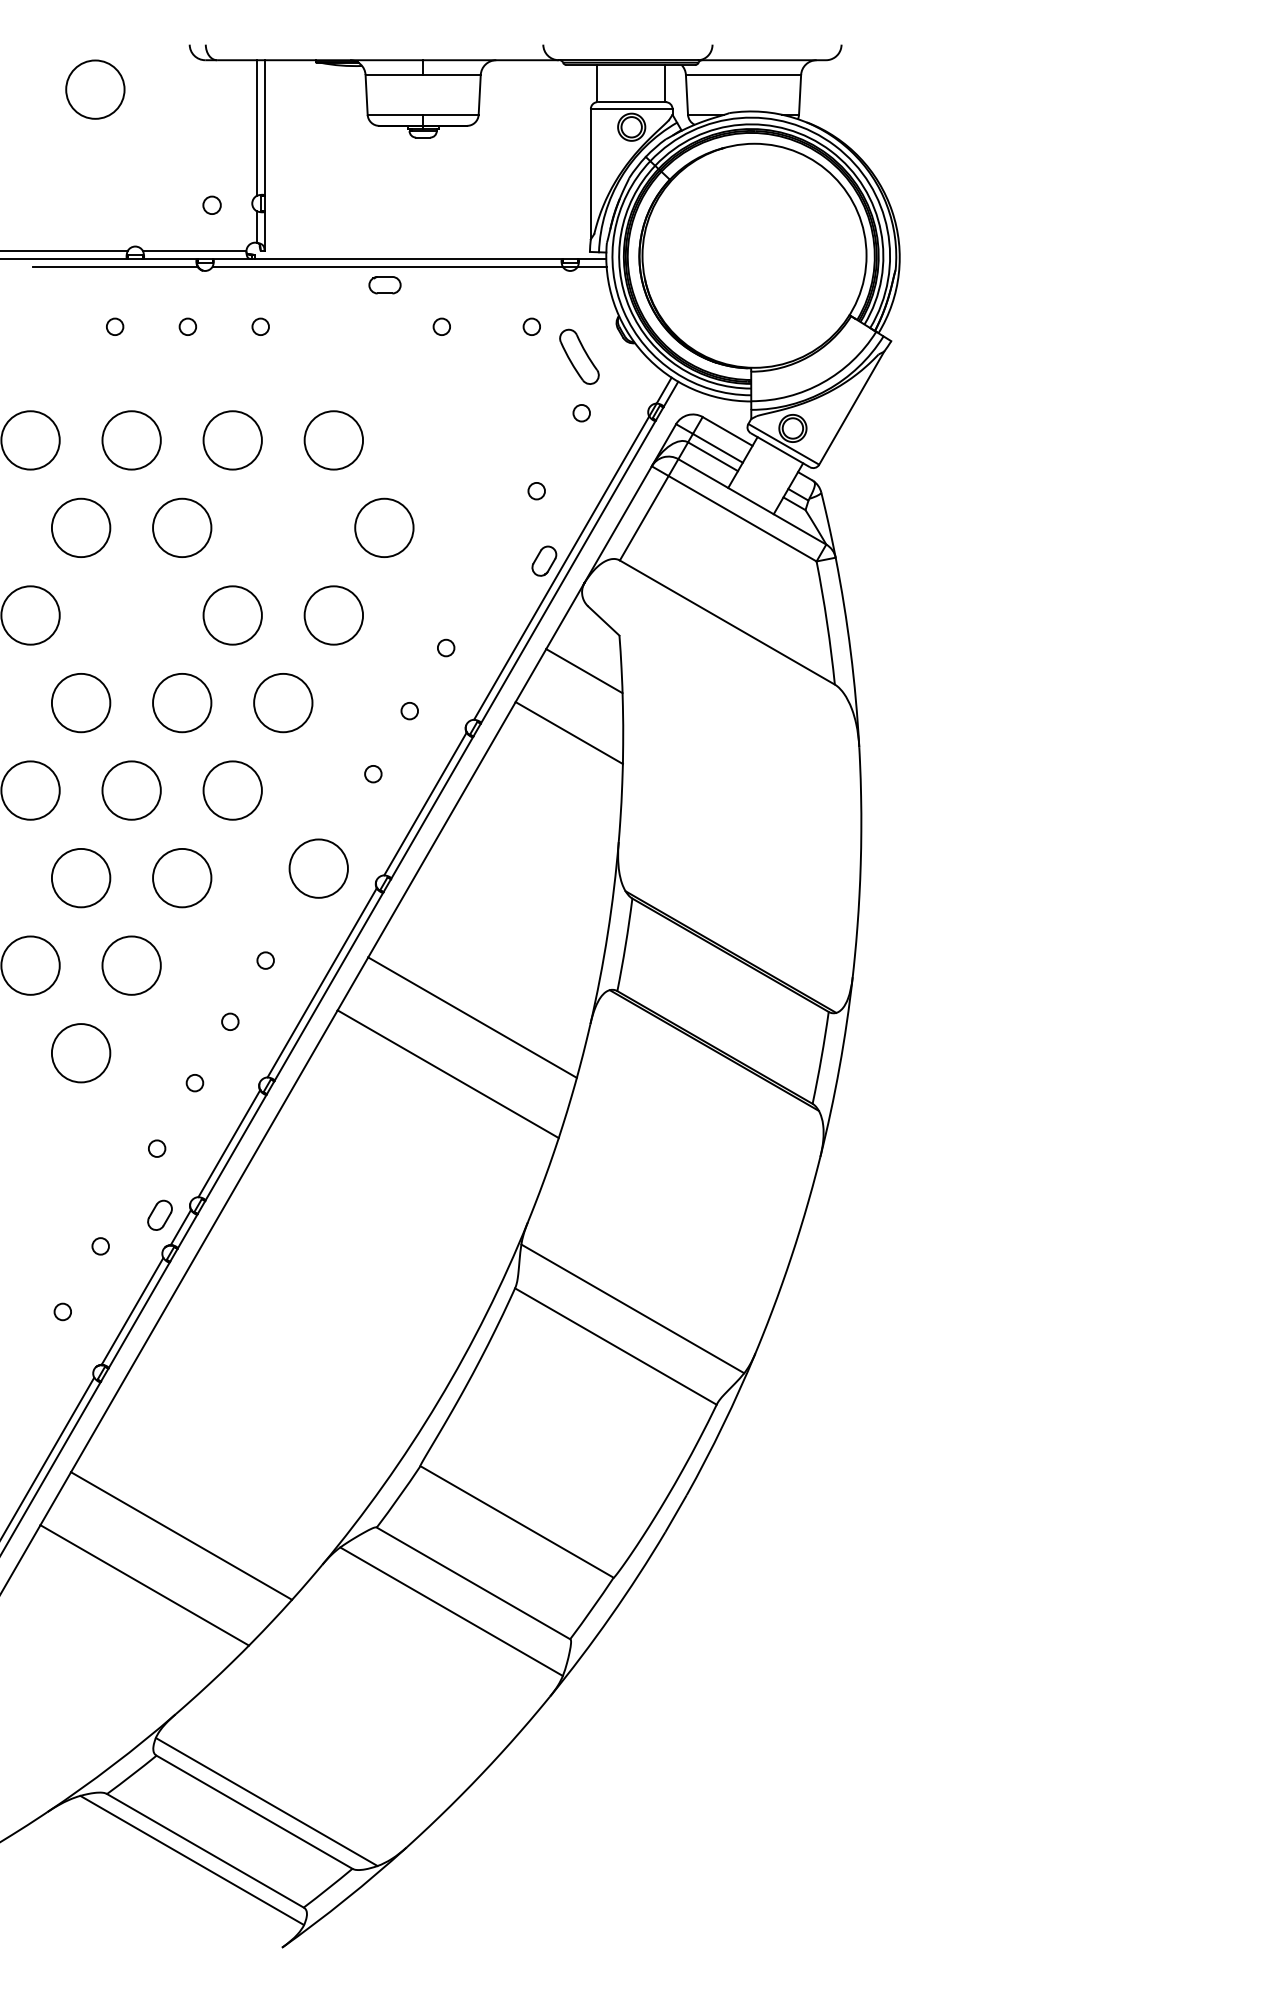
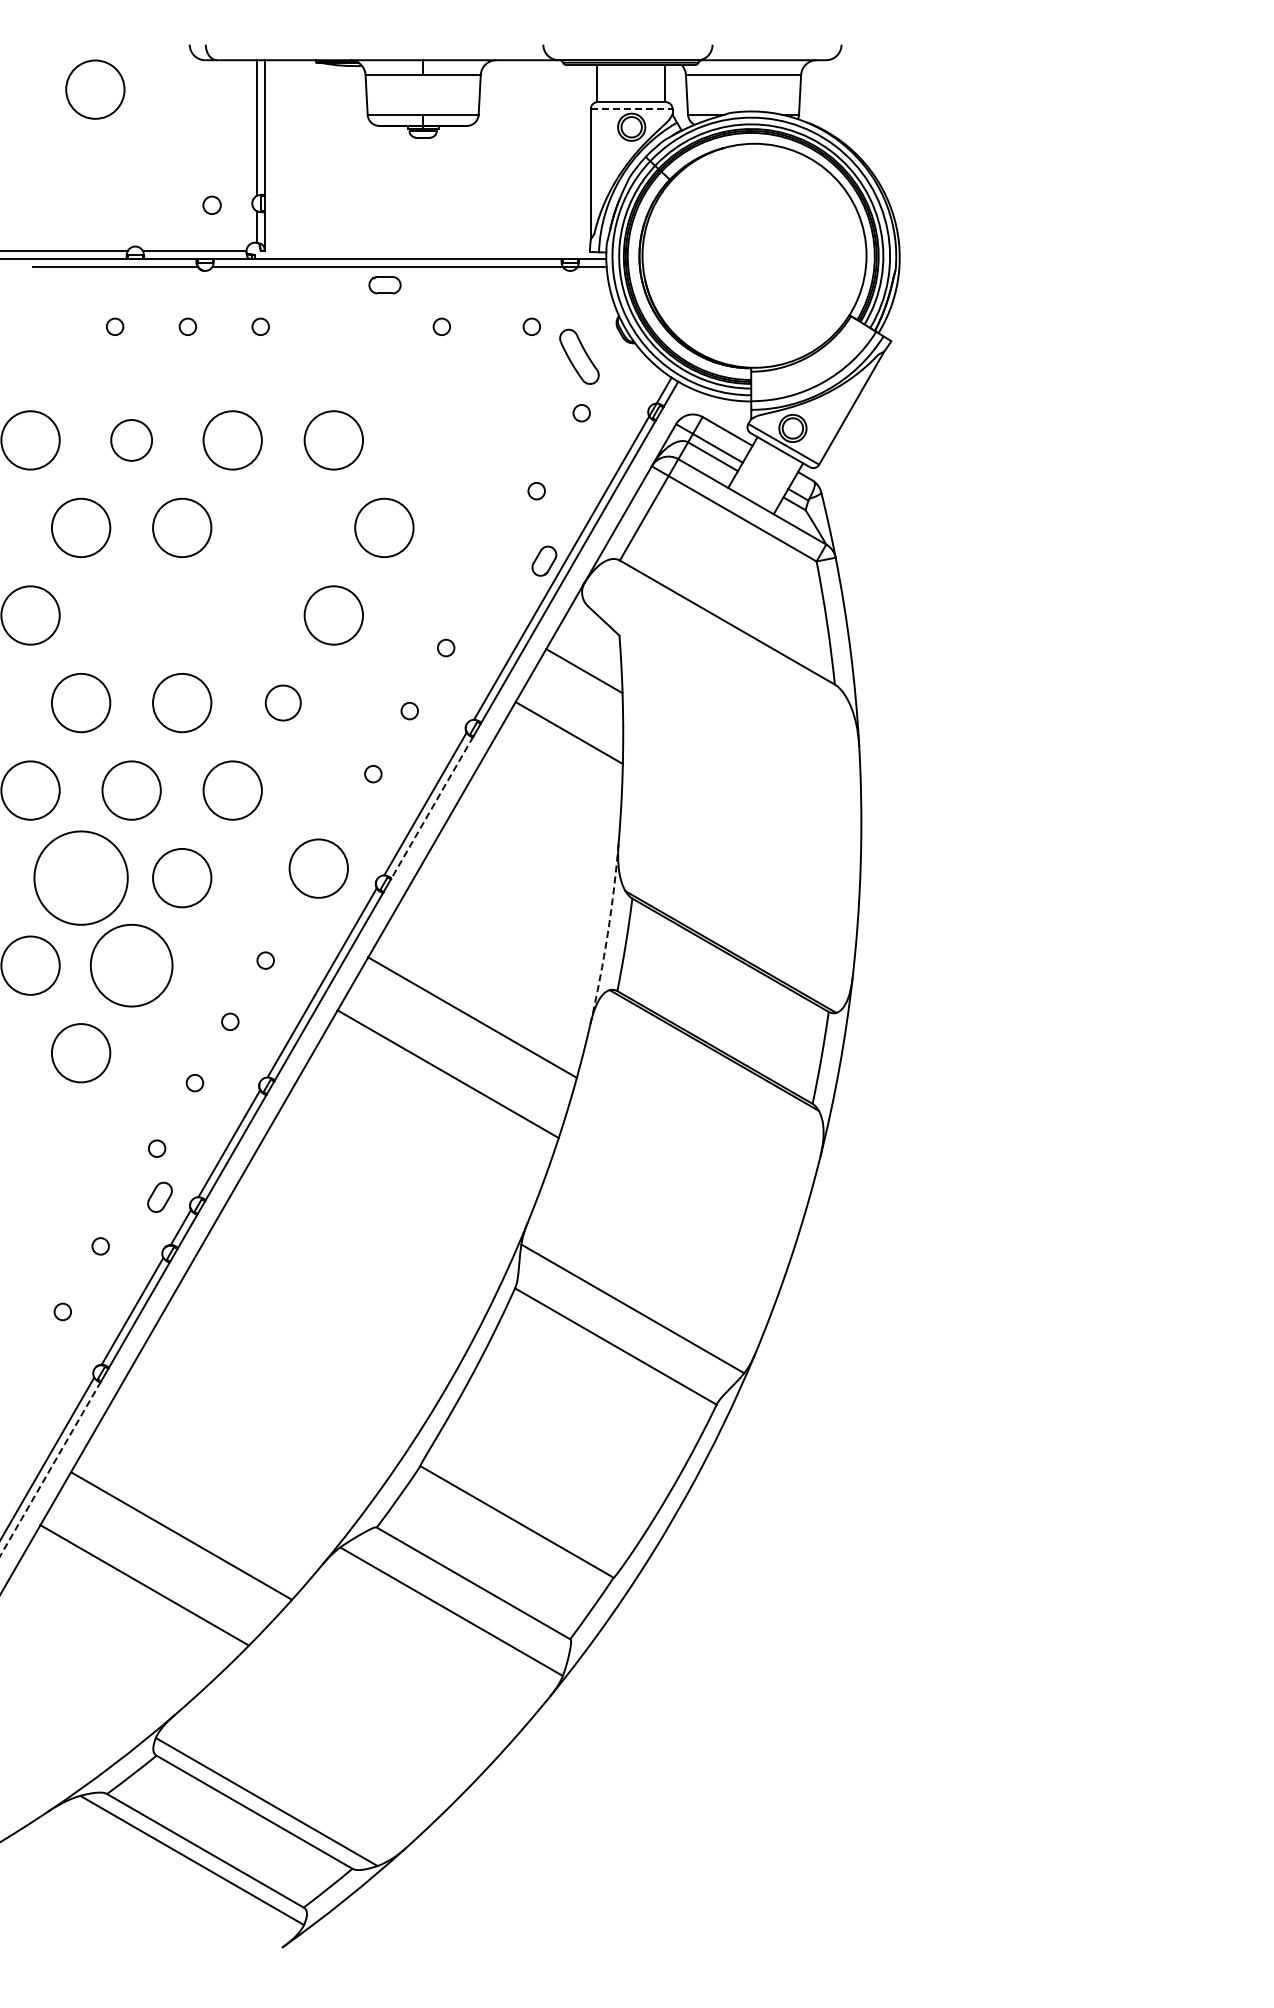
line: solid -> dashed (631, 108)
circle diameter: 58 px -> 41 px (131, 440)
circle: present -> none (232, 615)
circle diameter: 58 px -> 35 px (282, 702)
line: solid -> dashed (431, 808)
circle diameter: 58 px -> 93 px (80, 877)
arc: solid -> dashed (607, 933)
circle diameter: 58 px -> 82 px (131, 965)
part position: (159, 1214) -> (159, 1196) (159, 1196)
line: solid -> dashed (50, 1468)
